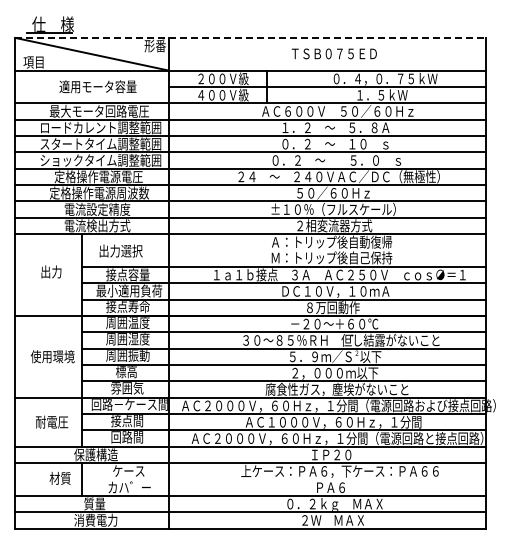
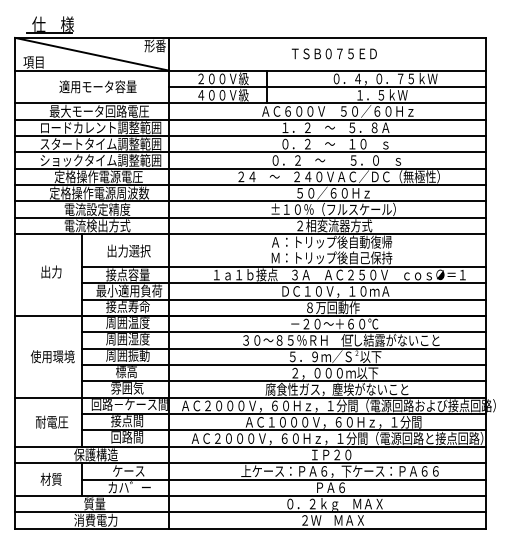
line: dashed -> solid (250, 37)
text position: (120, 250) -> (128, 250) (128, 250)
text position: (59, 477) -> (50, 478) (50, 478)
line: none -> present (284, 479)
